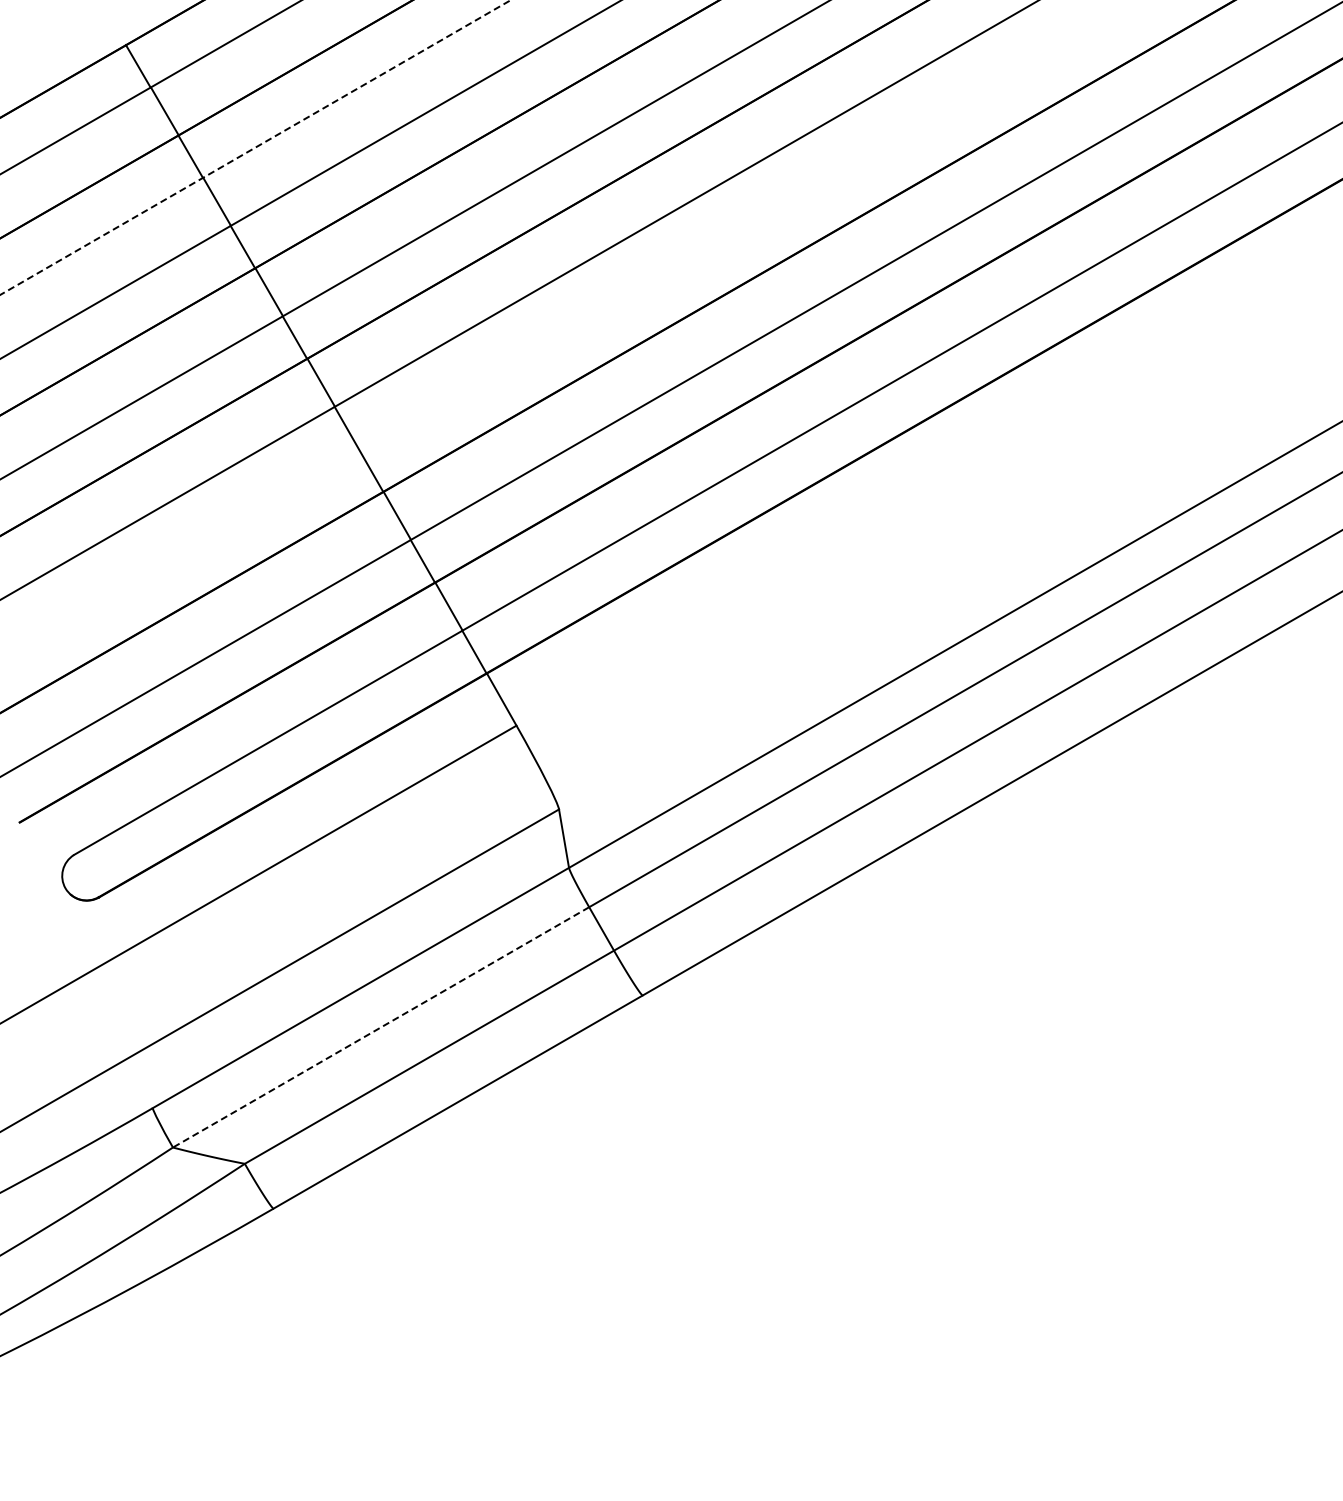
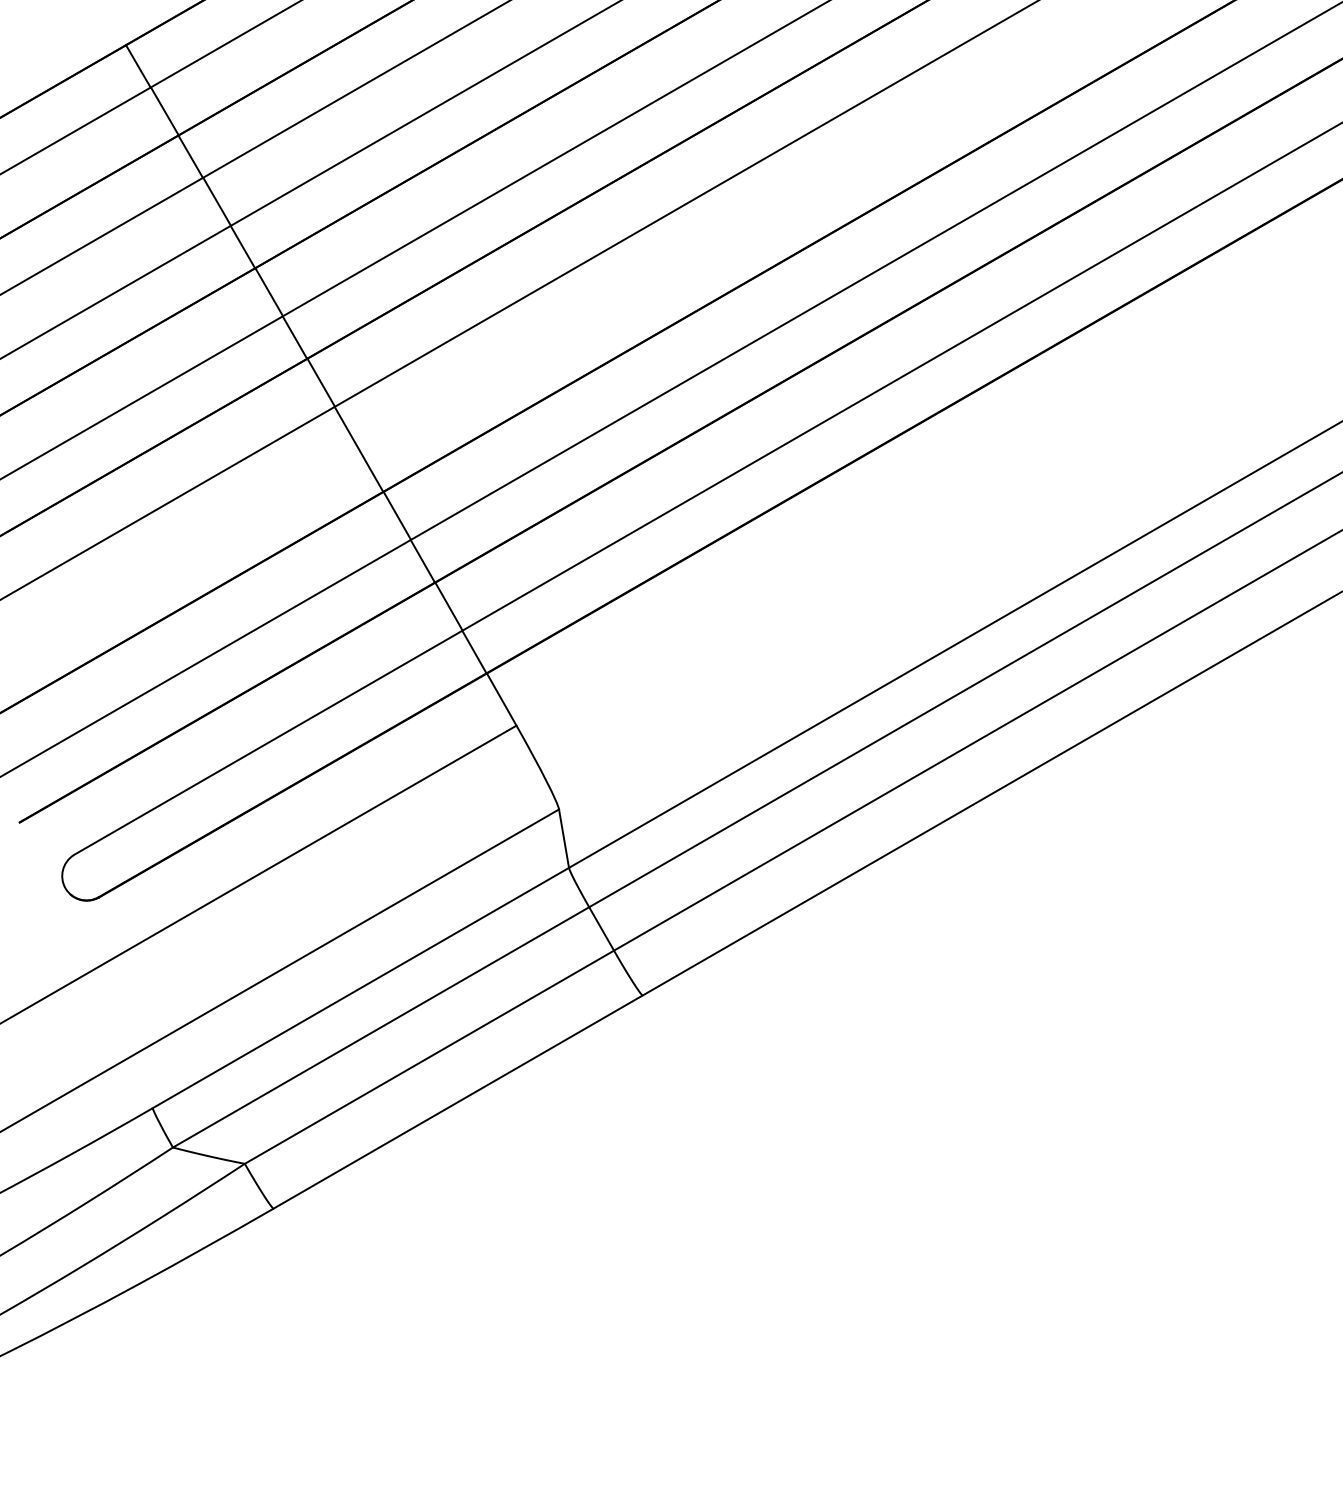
line: dashed -> solid (254, 147)
line: dashed -> solid (380, 1027)
